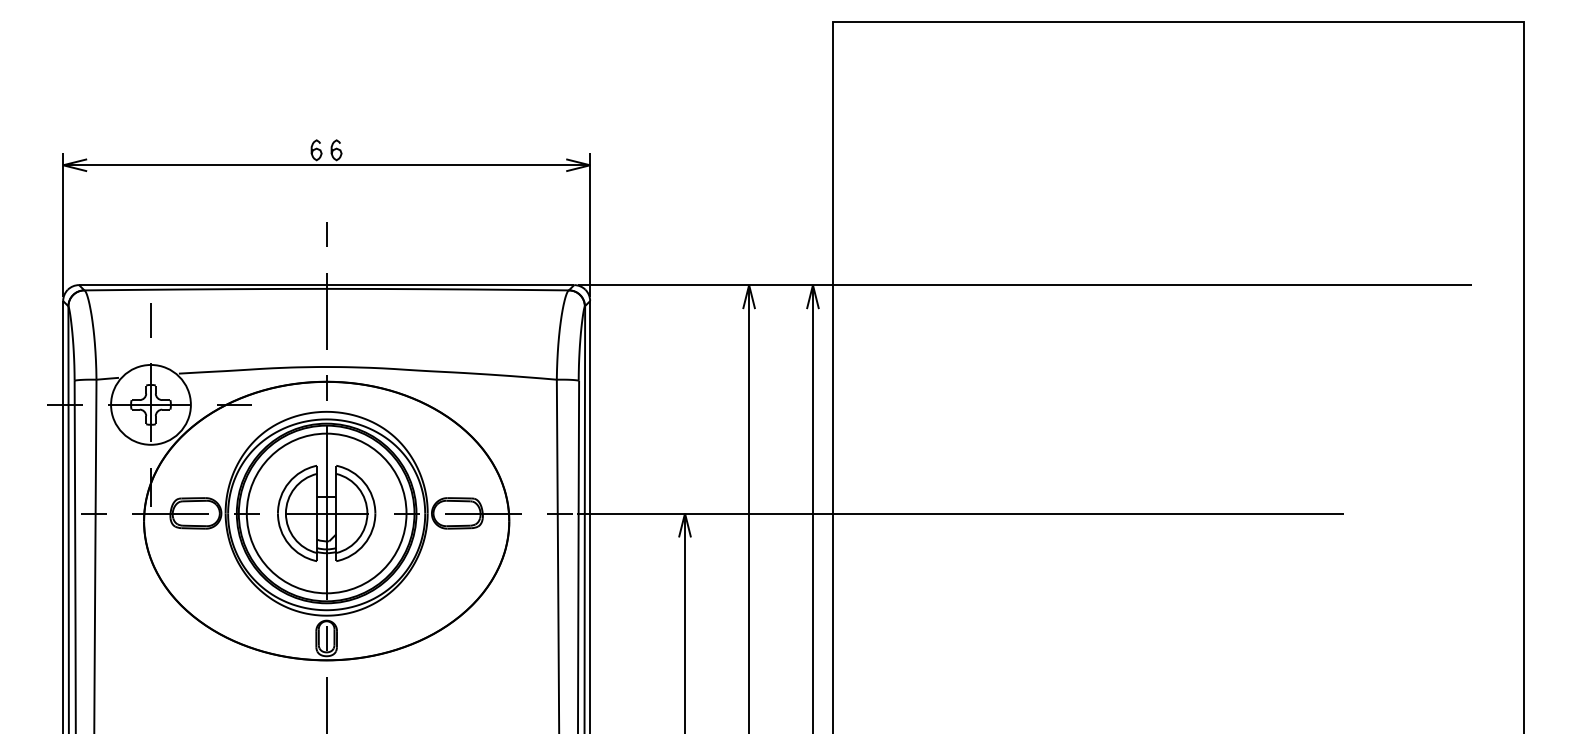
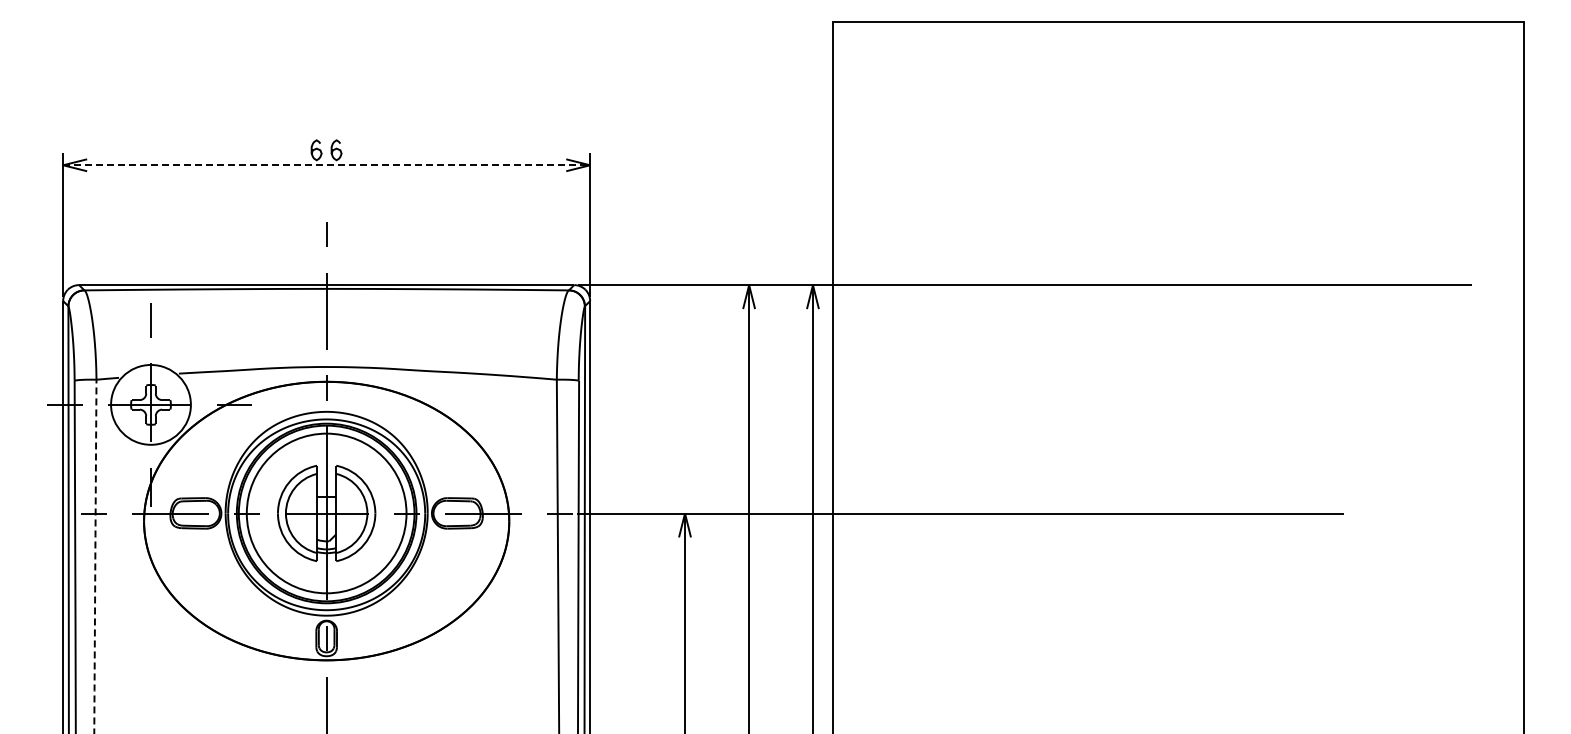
line: solid -> dashed (327, 165)
line: solid -> dashed (95, 556)
